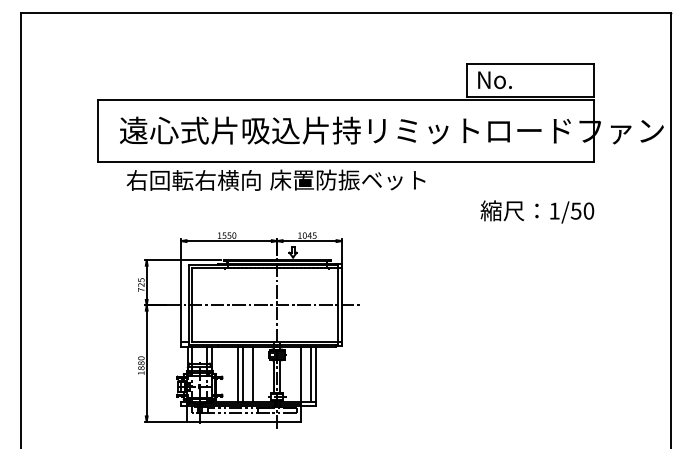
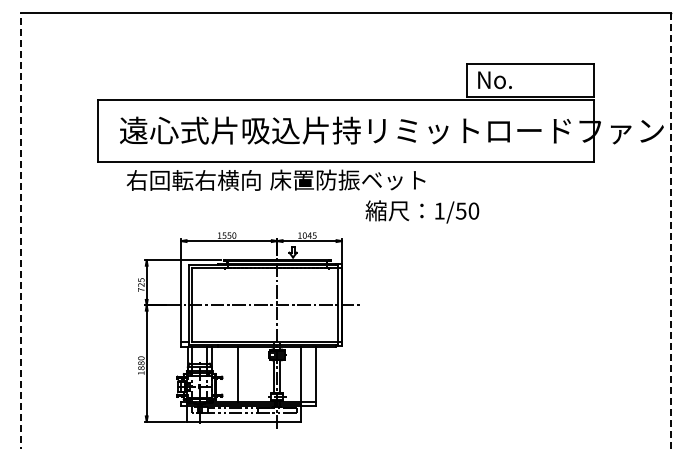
text position: (537, 211) -> (422, 211) (422, 211)
line: solid -> dashed (20, 230)
line: solid -> dashed (671, 231)
line: present -> none (243, 373)
line: present -> none (253, 373)
line: present -> none (311, 373)
